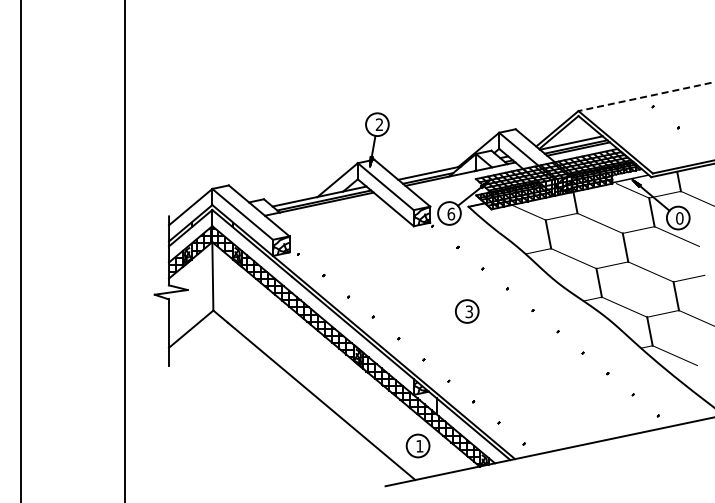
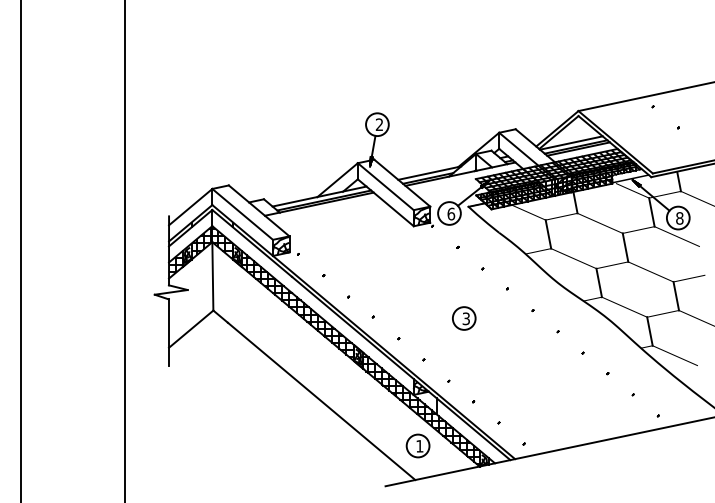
line: dashed -> solid (645, 96)
text: 0 -> 8 (679, 218)
part position: (467, 311) -> (464, 318) (464, 318)
